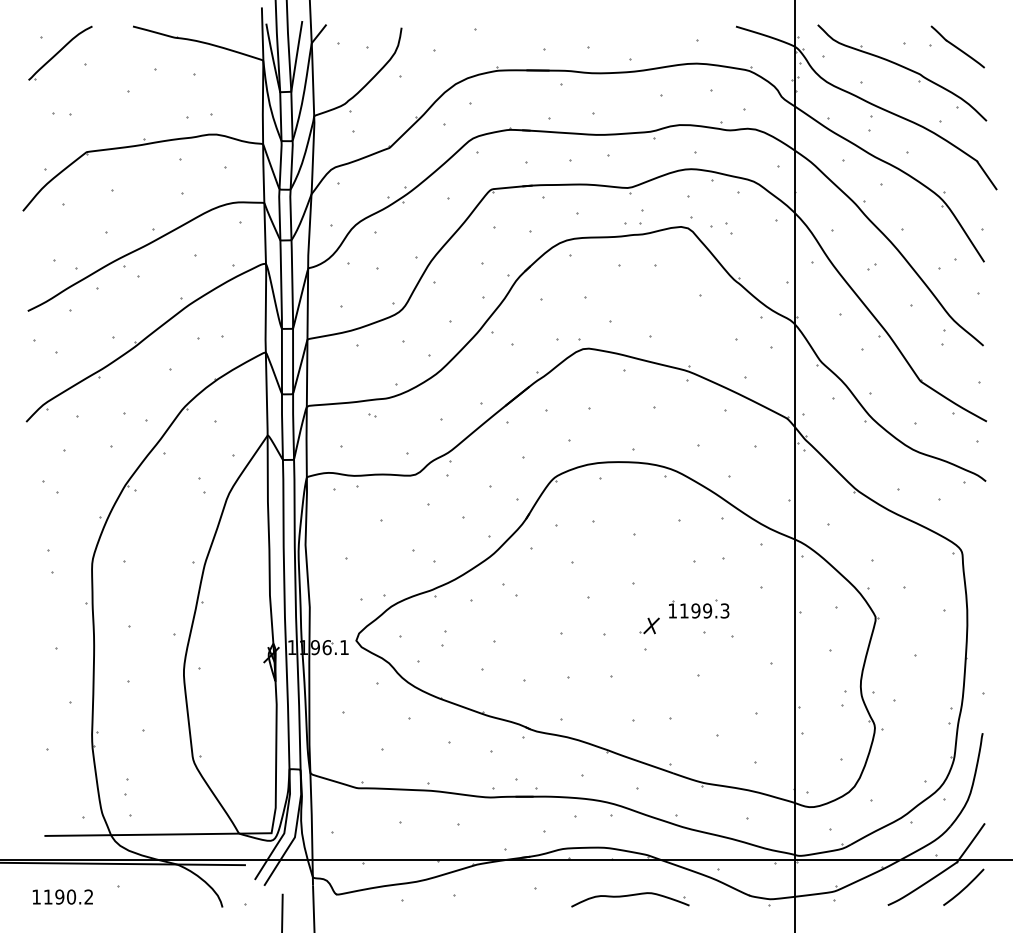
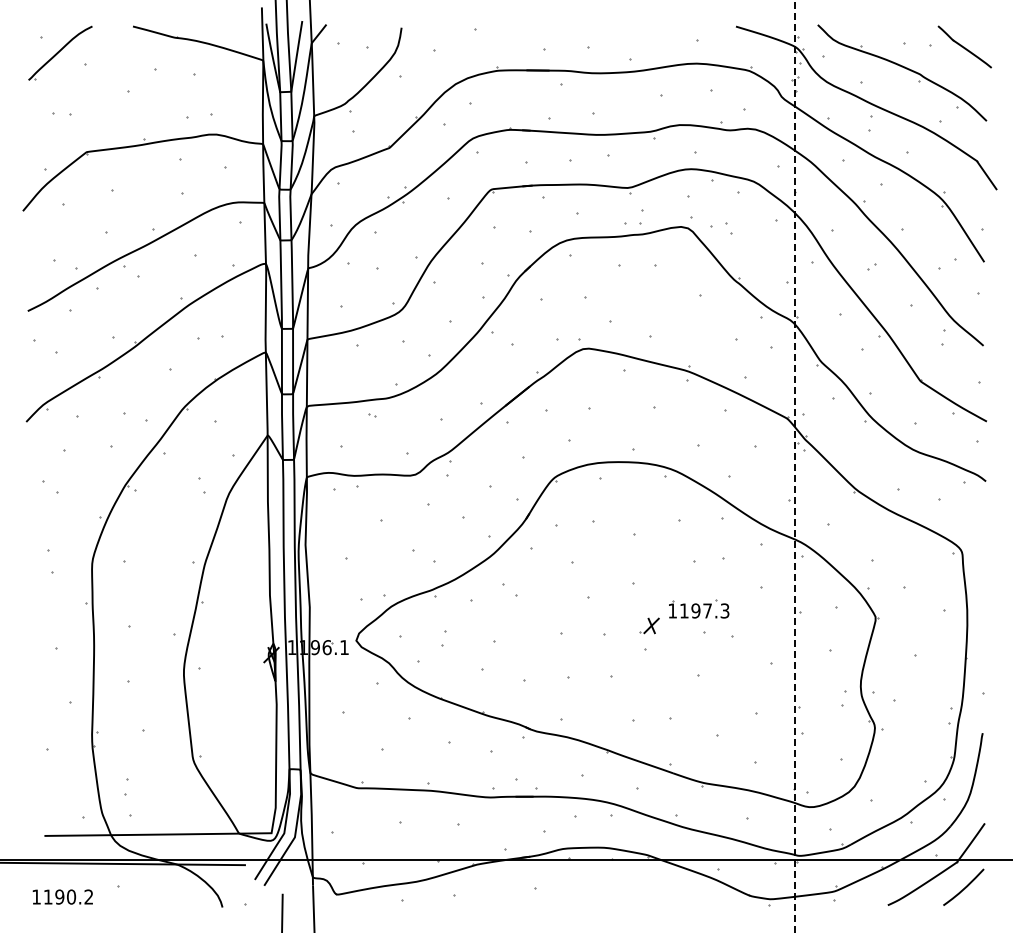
part position: (957, 46) -> (964, 46) (964, 46)
line: solid -> dashed (795, 466)
text: 1199.3 -> 1197.3 (707, 610)
part: present -> none (630, 899)
